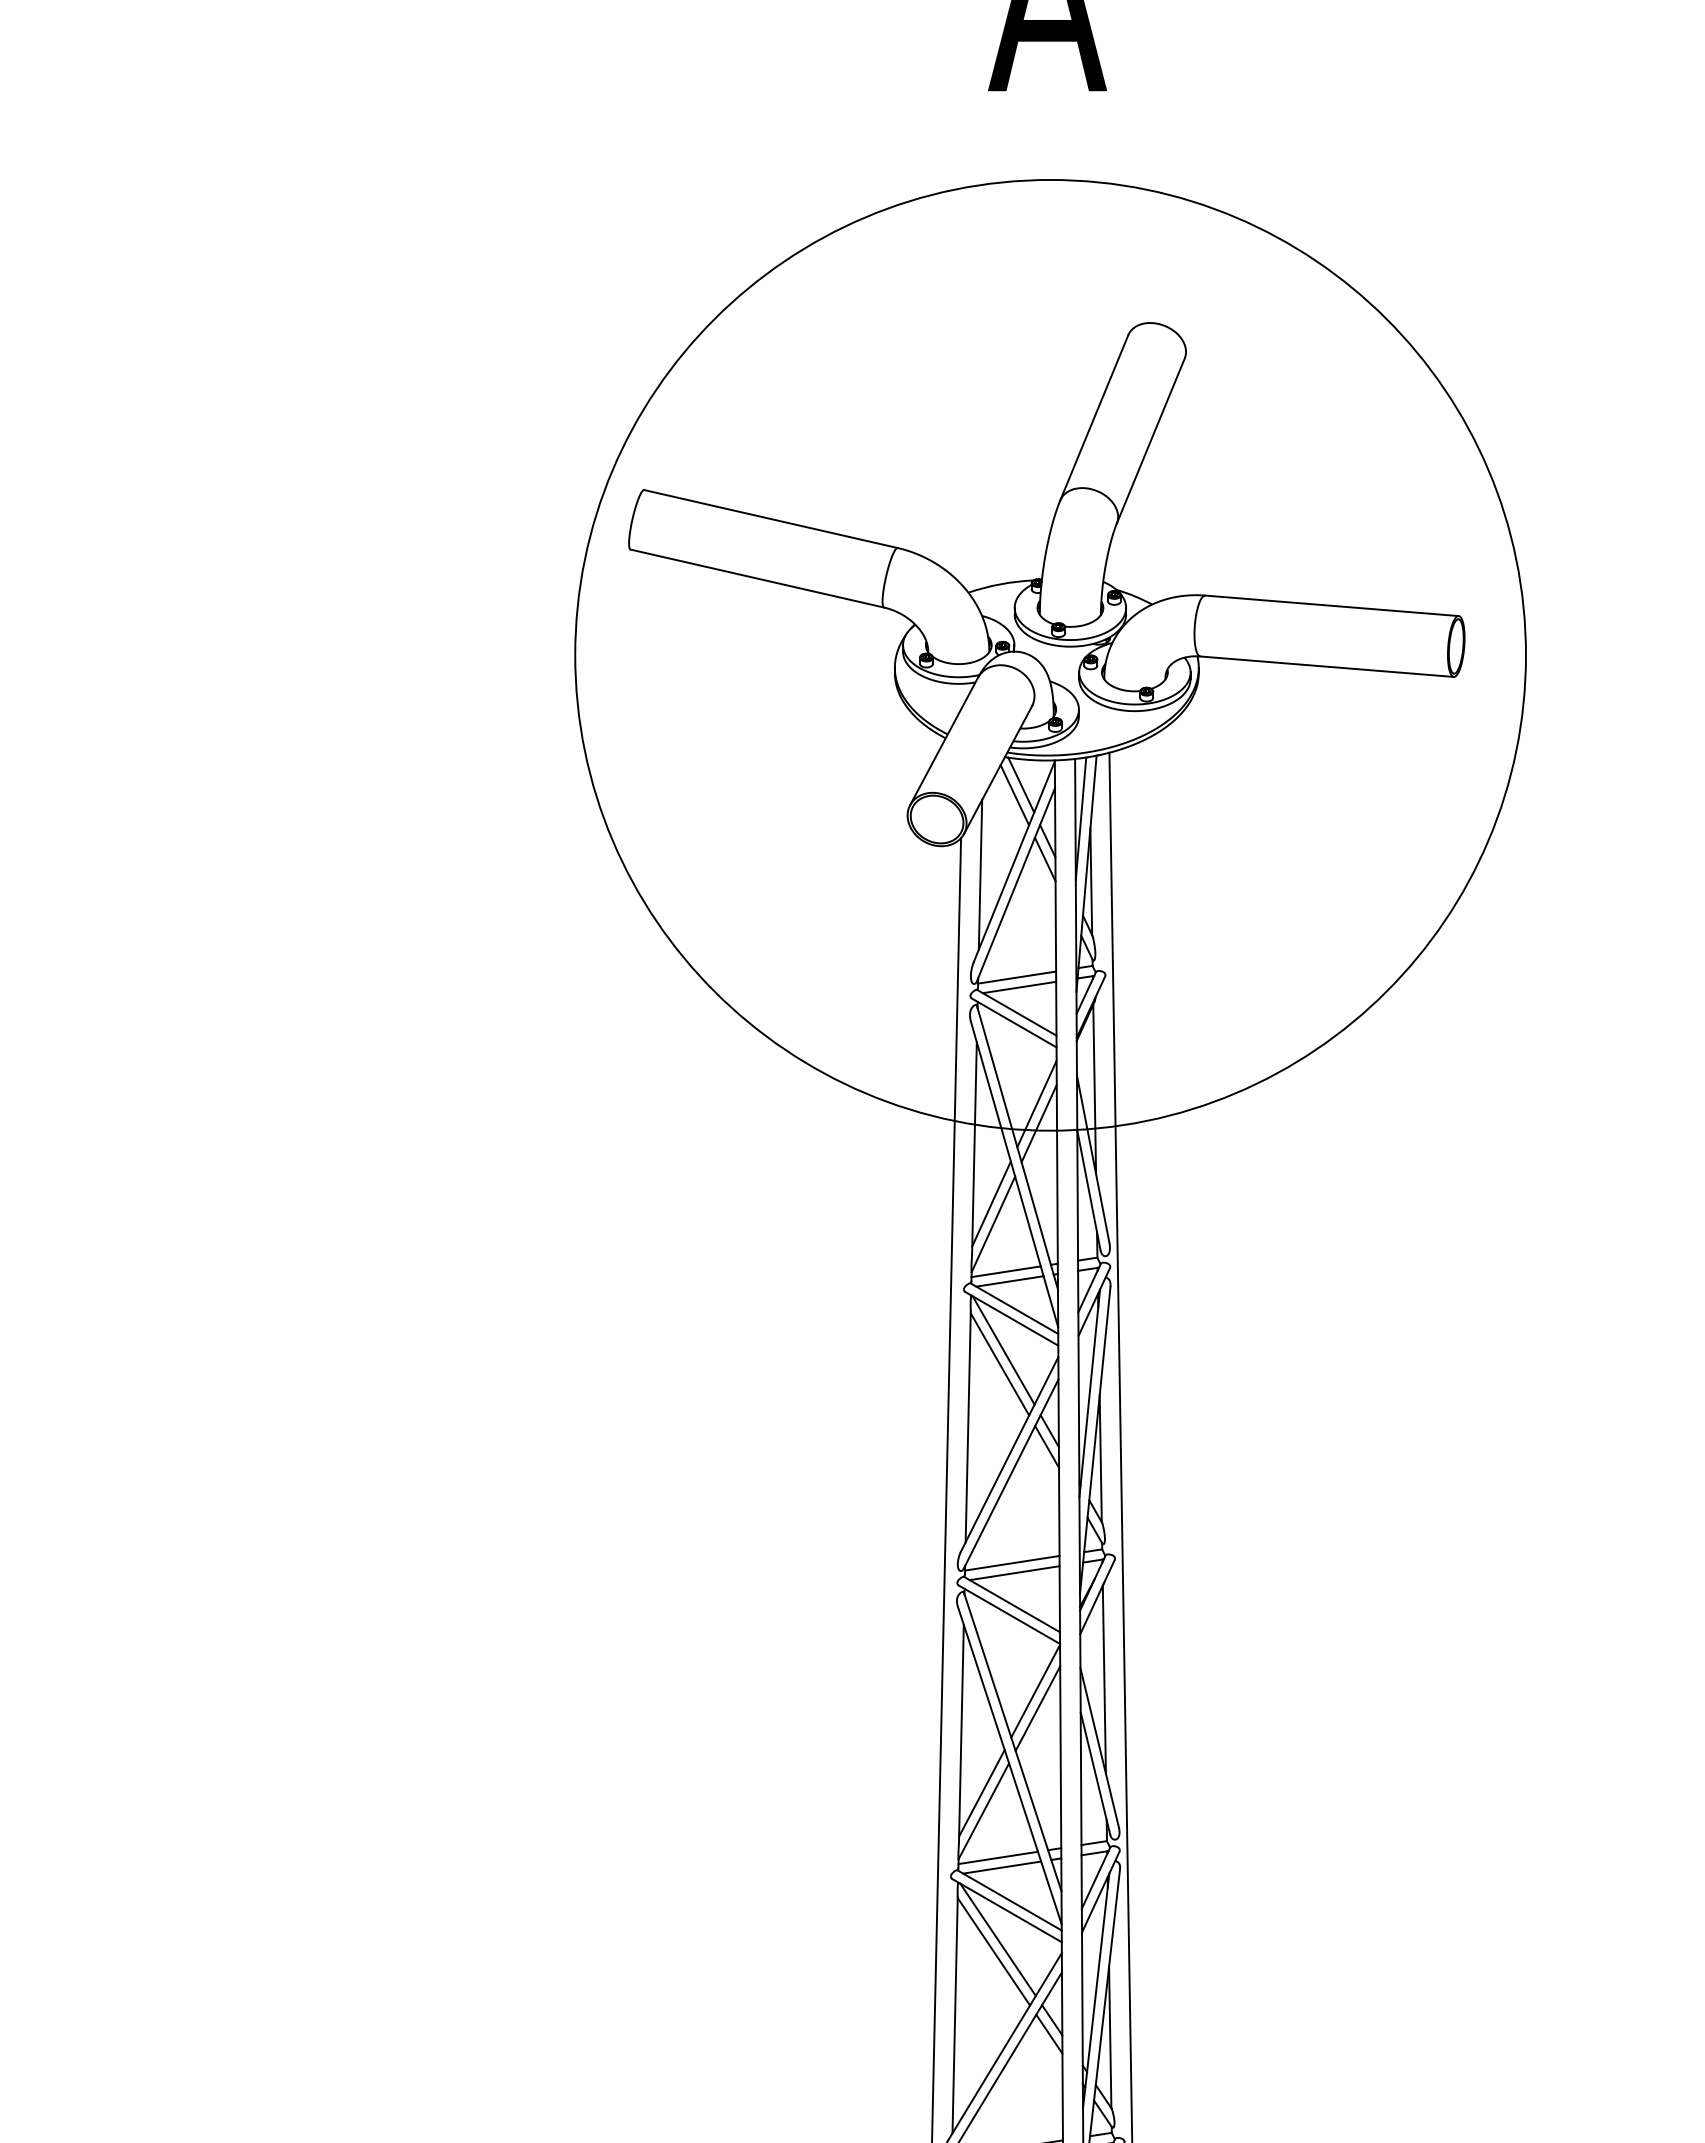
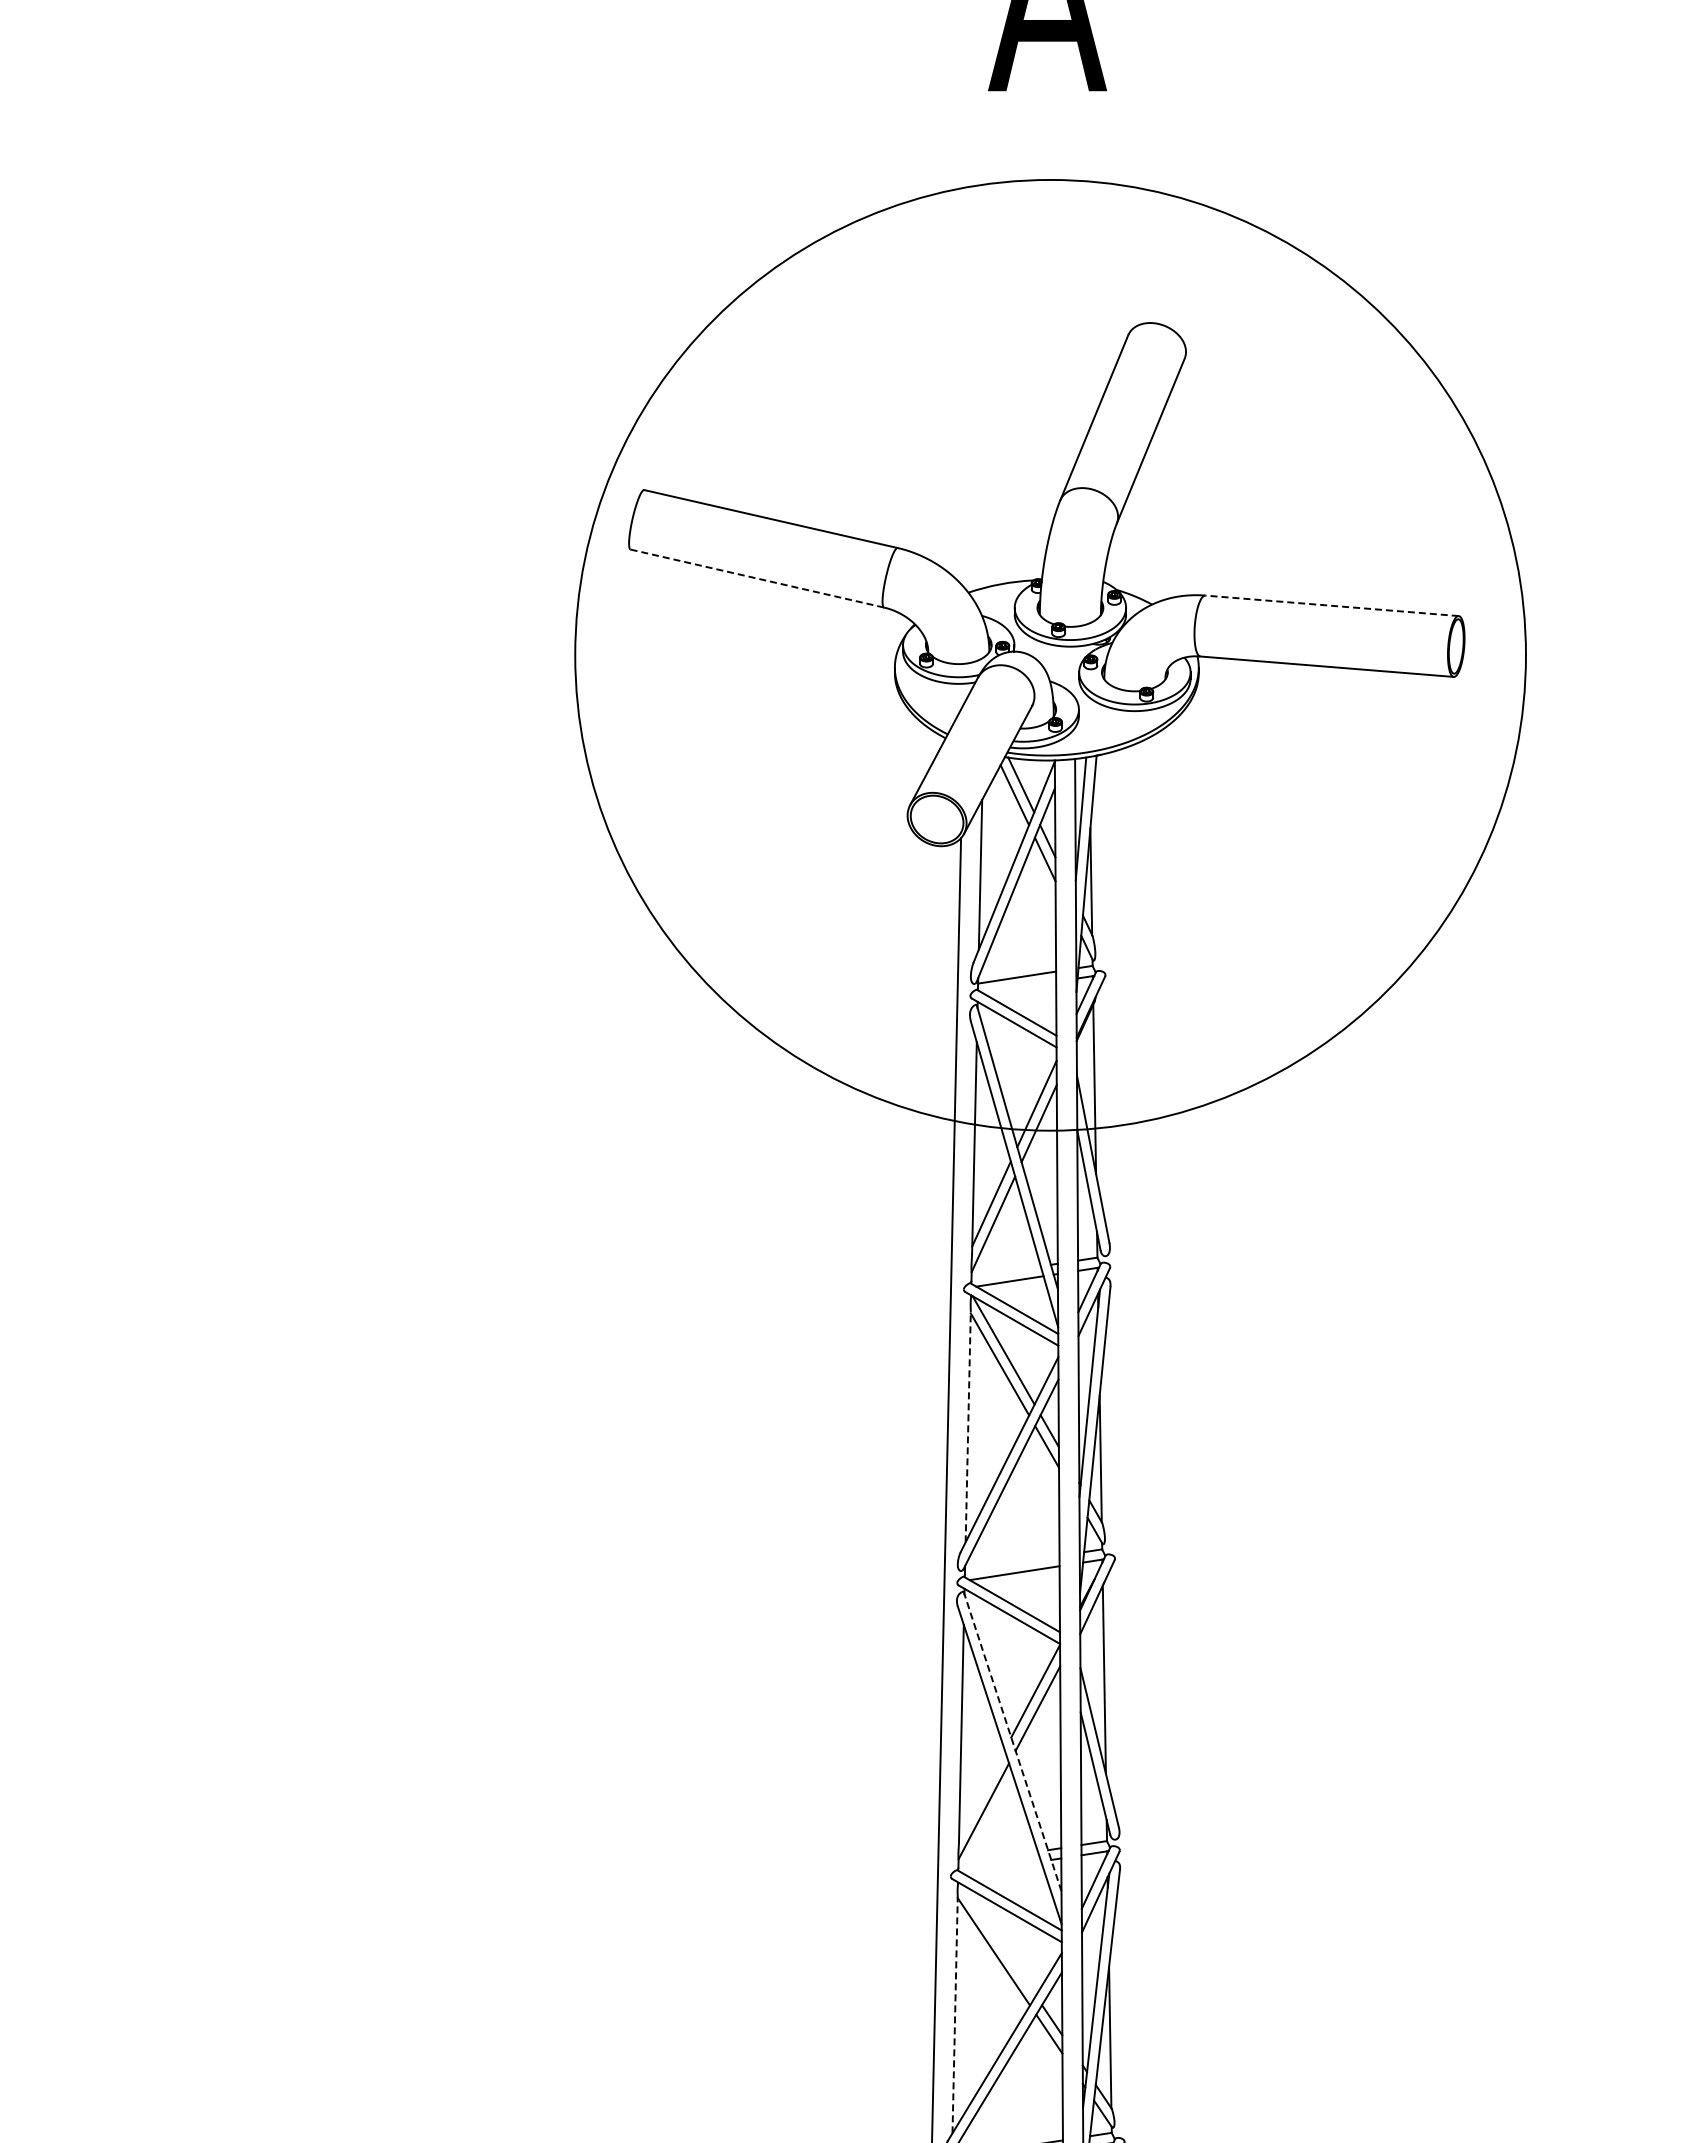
line: solid -> dashed (757, 578)
line: solid -> dashed (1331, 605)
line: present -> none (1019, 987)
line: present -> none (1005, 1271)
line: solid -> dashed (968, 1426)
line: present -> none (1120, 1445)
line: present -> none (1012, 1562)
line: solid -> dashed (1012, 1741)
line: present -> none (981, 1793)
line: present -> none (997, 1857)
line: present -> none (1002, 1867)
line: present -> none (997, 1939)
line: solid -> dashed (955, 2014)
